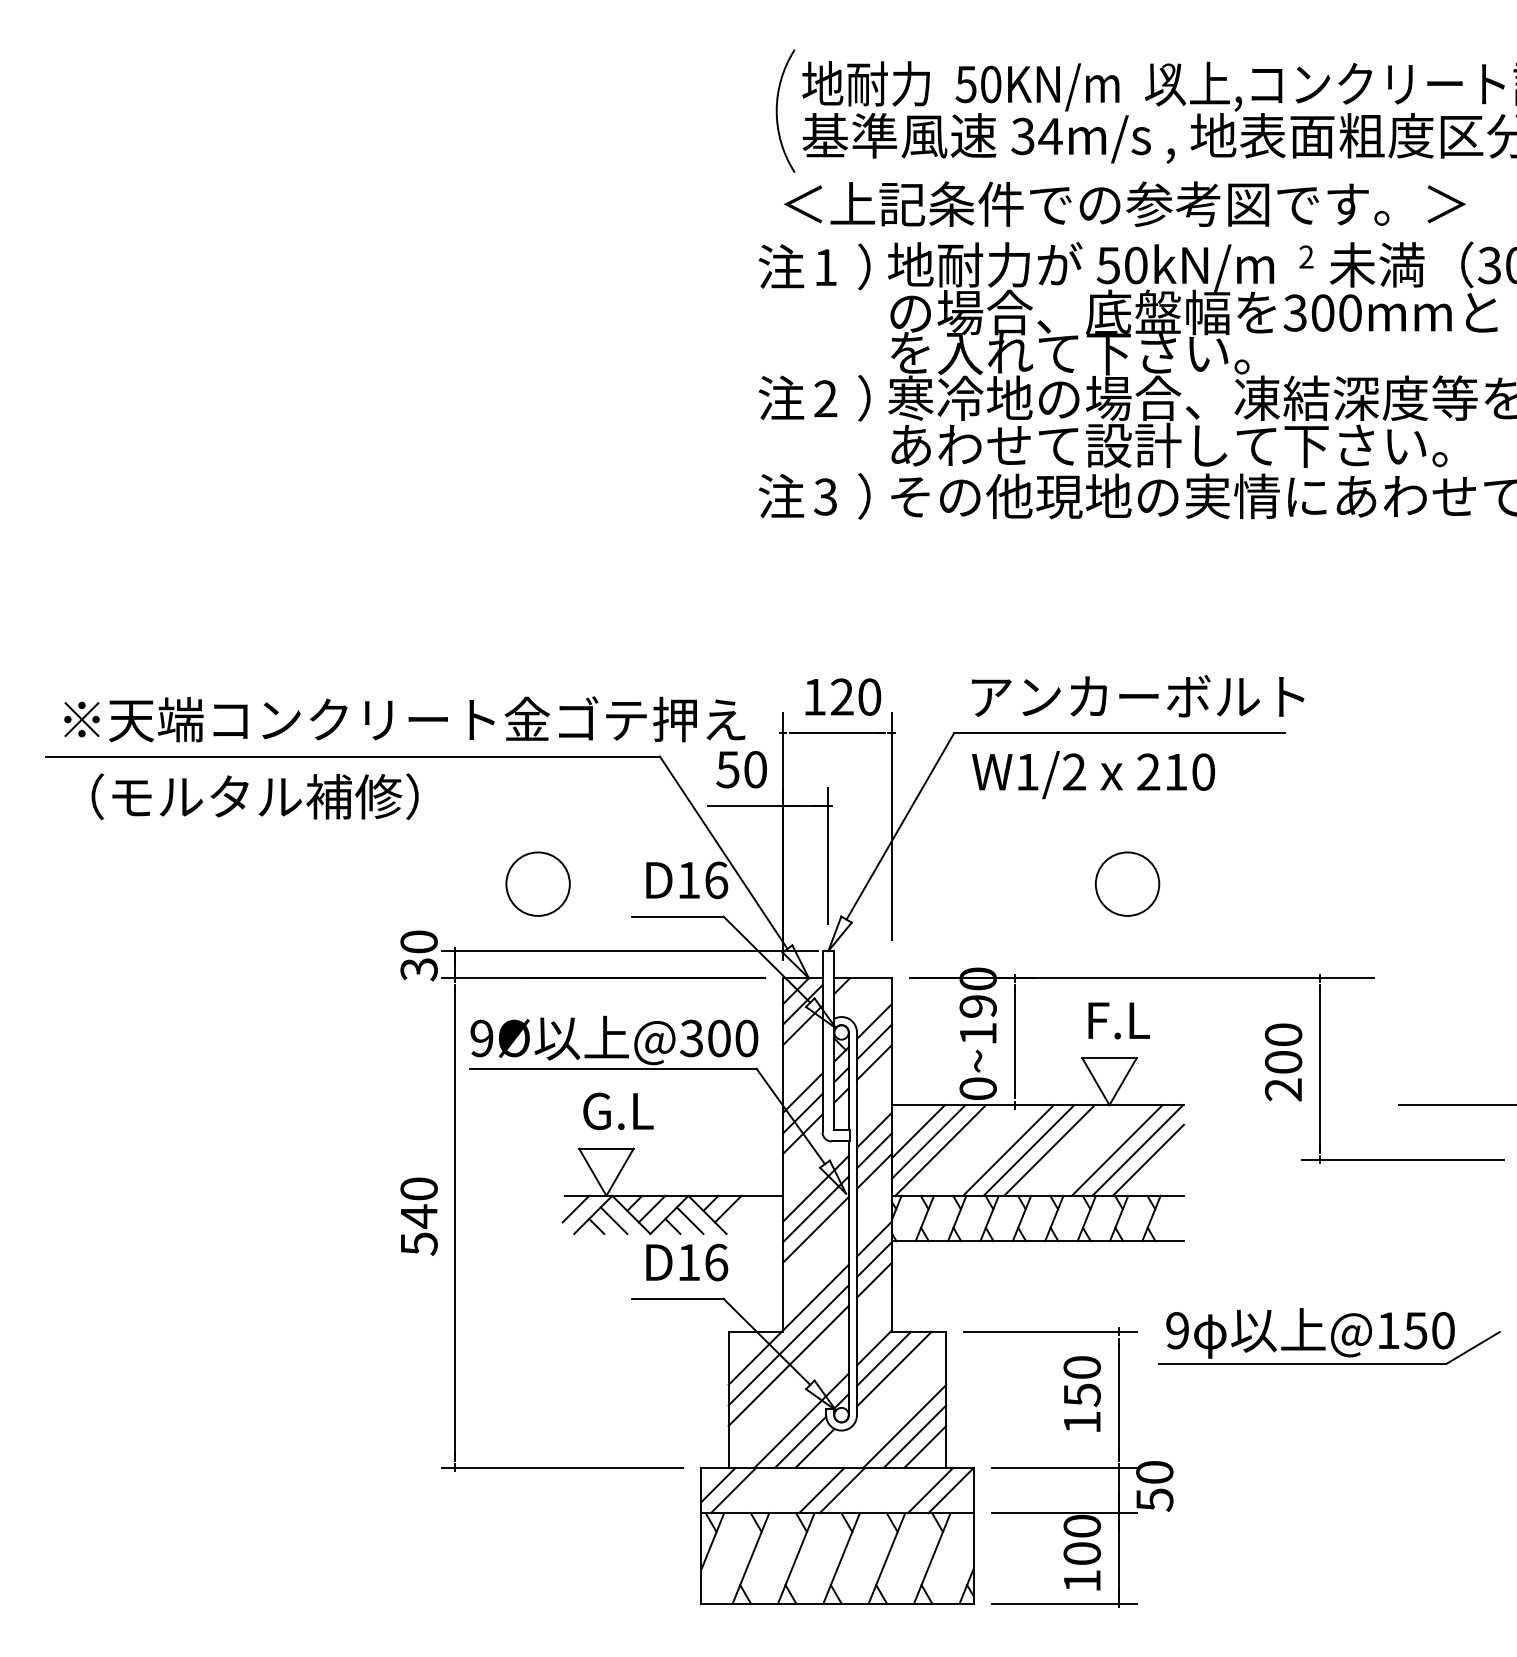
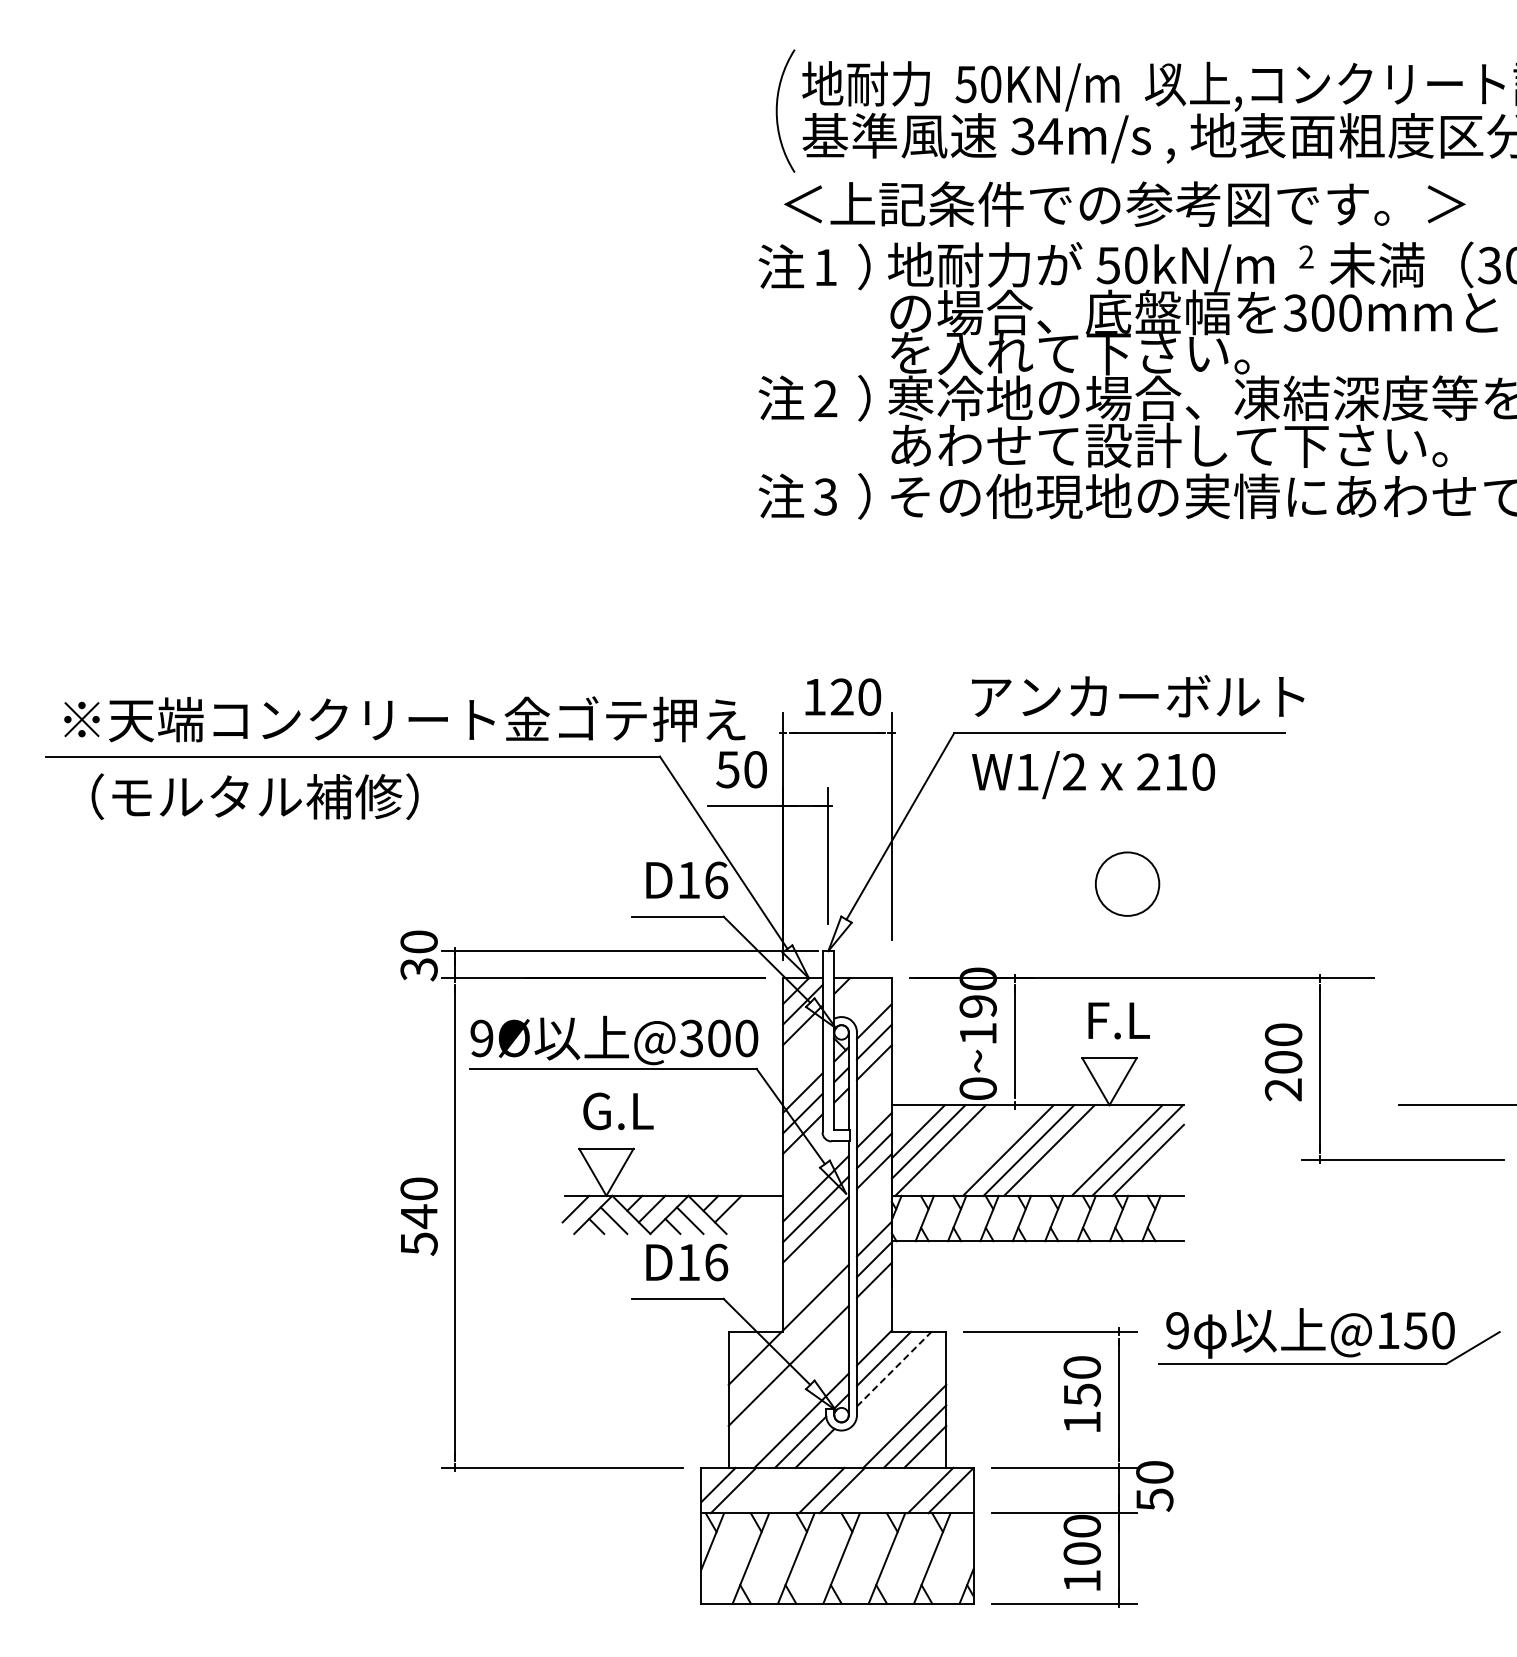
circle: present -> none (537, 883)
line: present -> none (788, 1345)
line: solid -> dashed (894, 1369)
